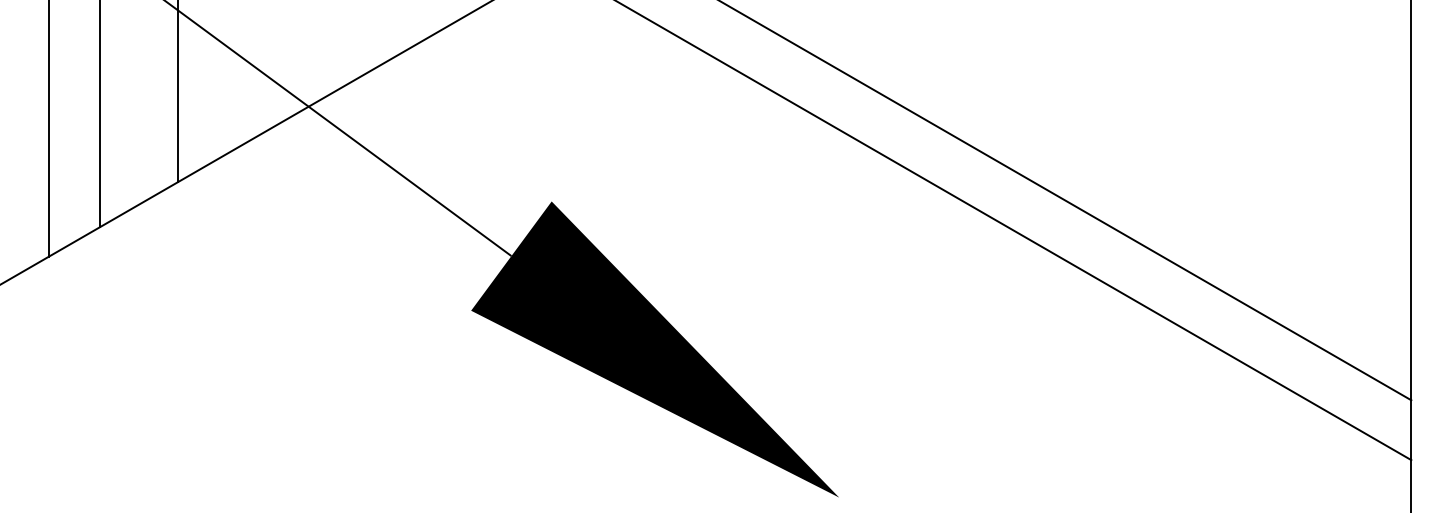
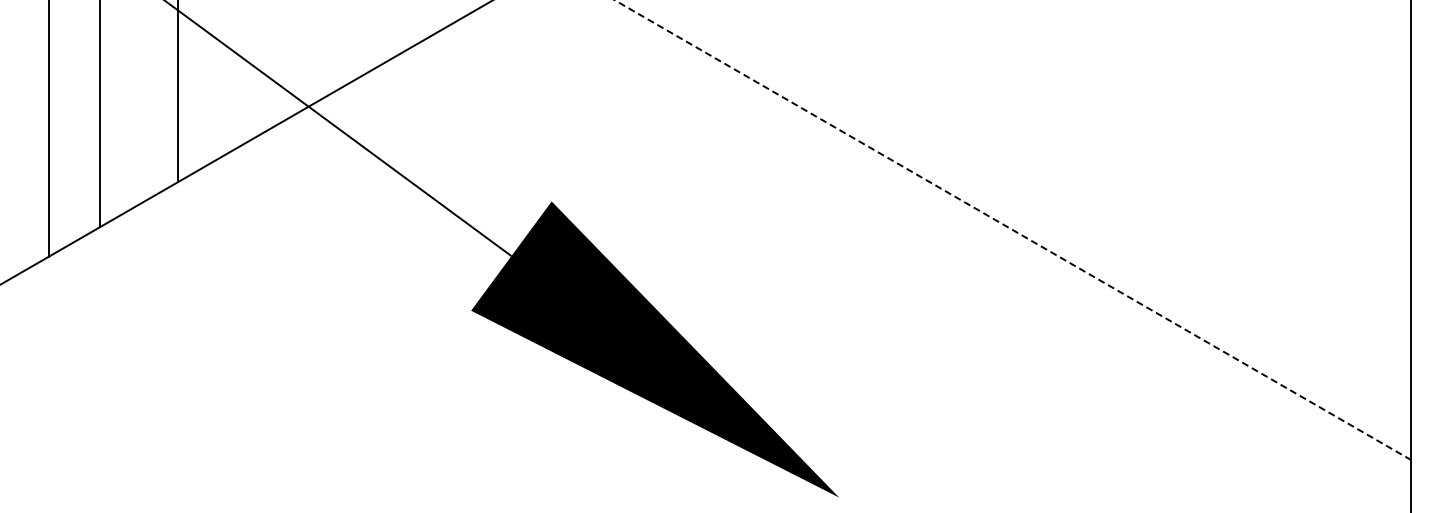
line: present -> none (1066, 201)
line: solid -> dashed (1012, 229)
